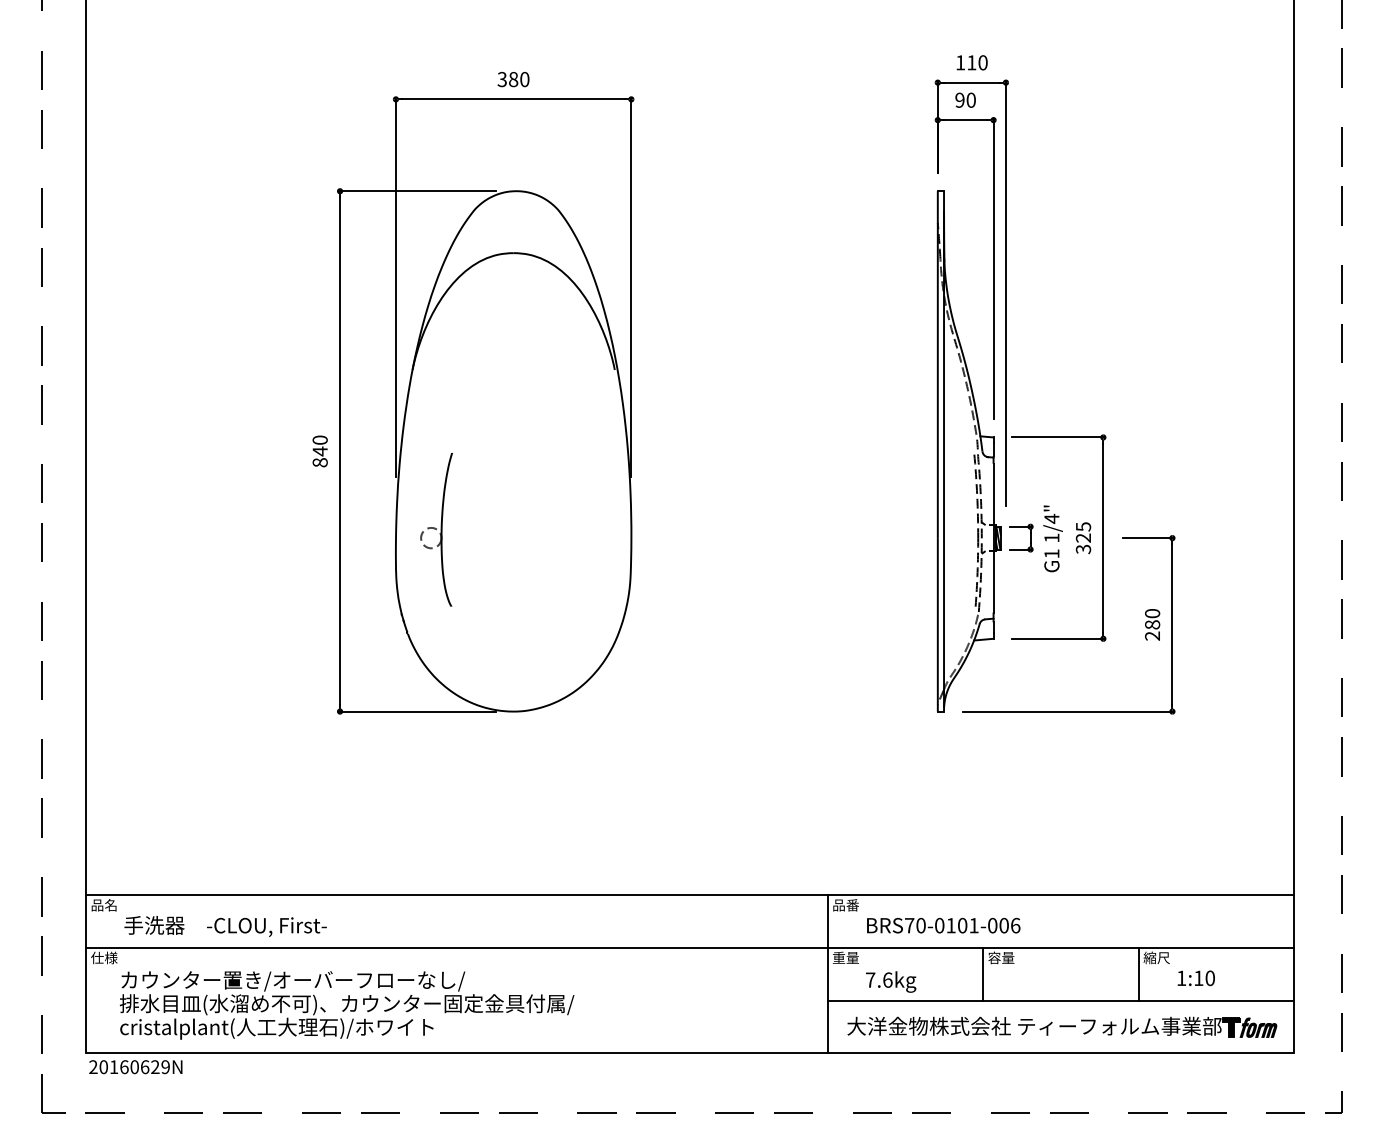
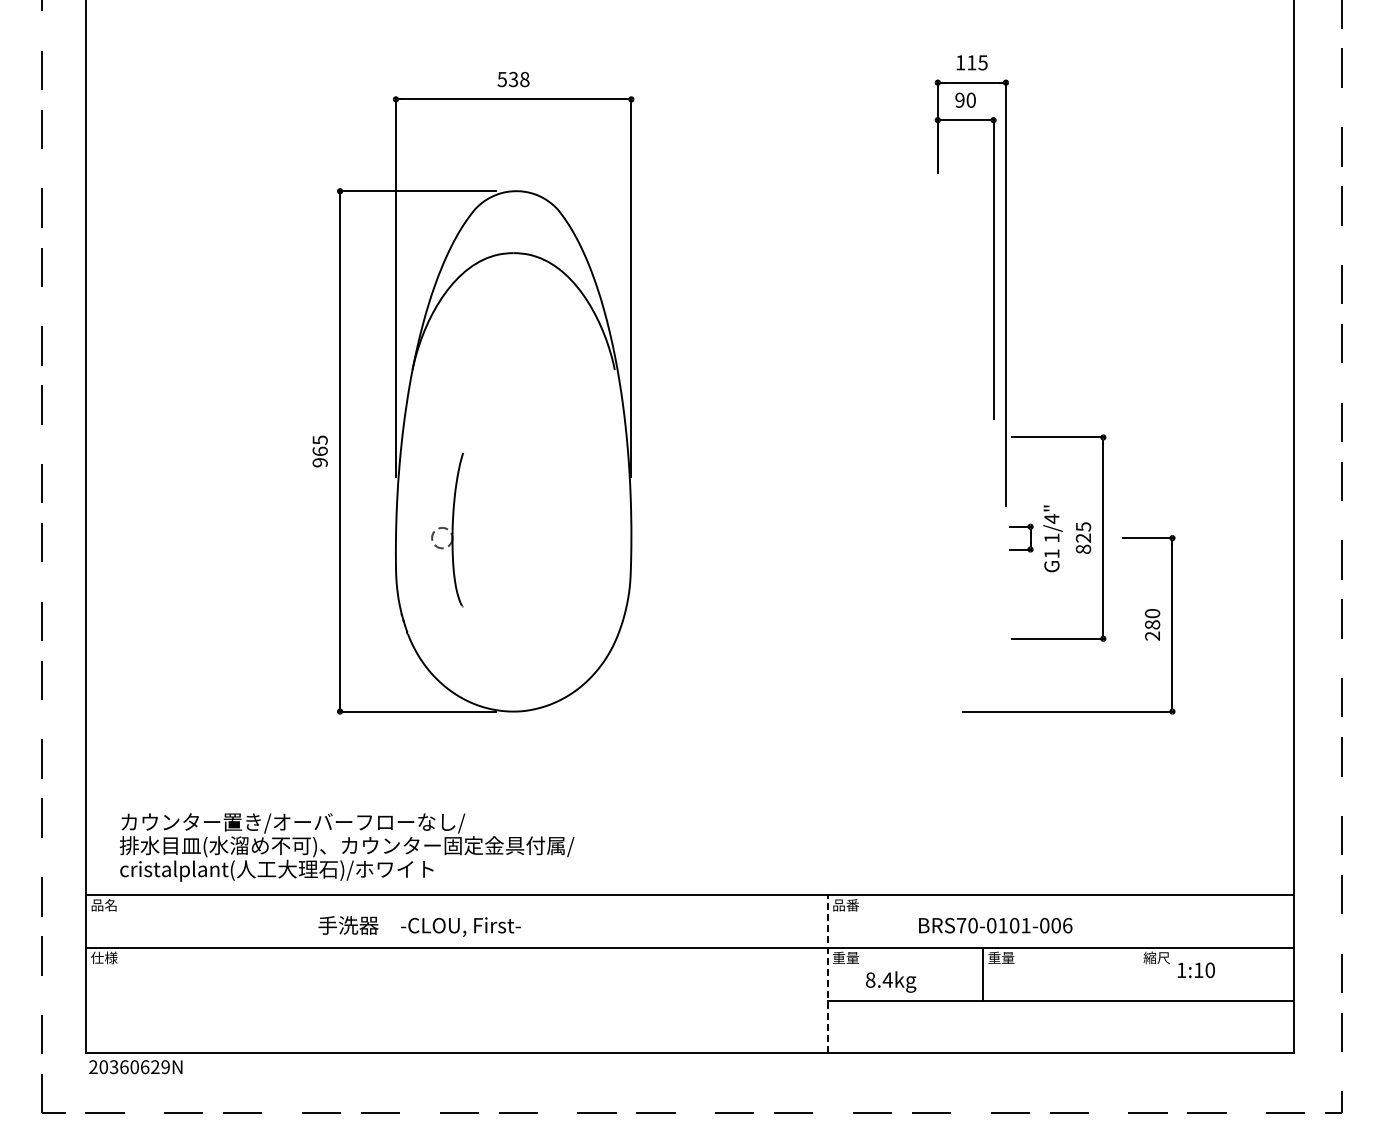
text: 110 -> 115 (982, 62)
text: 380 -> 538 (513, 78)
text: 840 -> 965 (319, 451)
part: present -> none (968, 451)
part position: (436, 529) -> (447, 529) (447, 529)
text: 325 -> 825 (1083, 549)
text position: (943, 925) -> (995, 925) (995, 925)
text position: (225, 926) -> (419, 926) (419, 926)
text: 容量 -> 重量 (994, 957)
line: present -> none (1138, 973)
line: solid -> dashed (827, 974)
text position: (1195, 978) -> (1195, 970) (1195, 970)
text: 7.6kg -> 8.4kg (879, 979)
text position: (347, 1005) -> (347, 847) (347, 847)
part: present -> none (1062, 1026)
text: 20160629N -> 20360629N (113, 1067)
